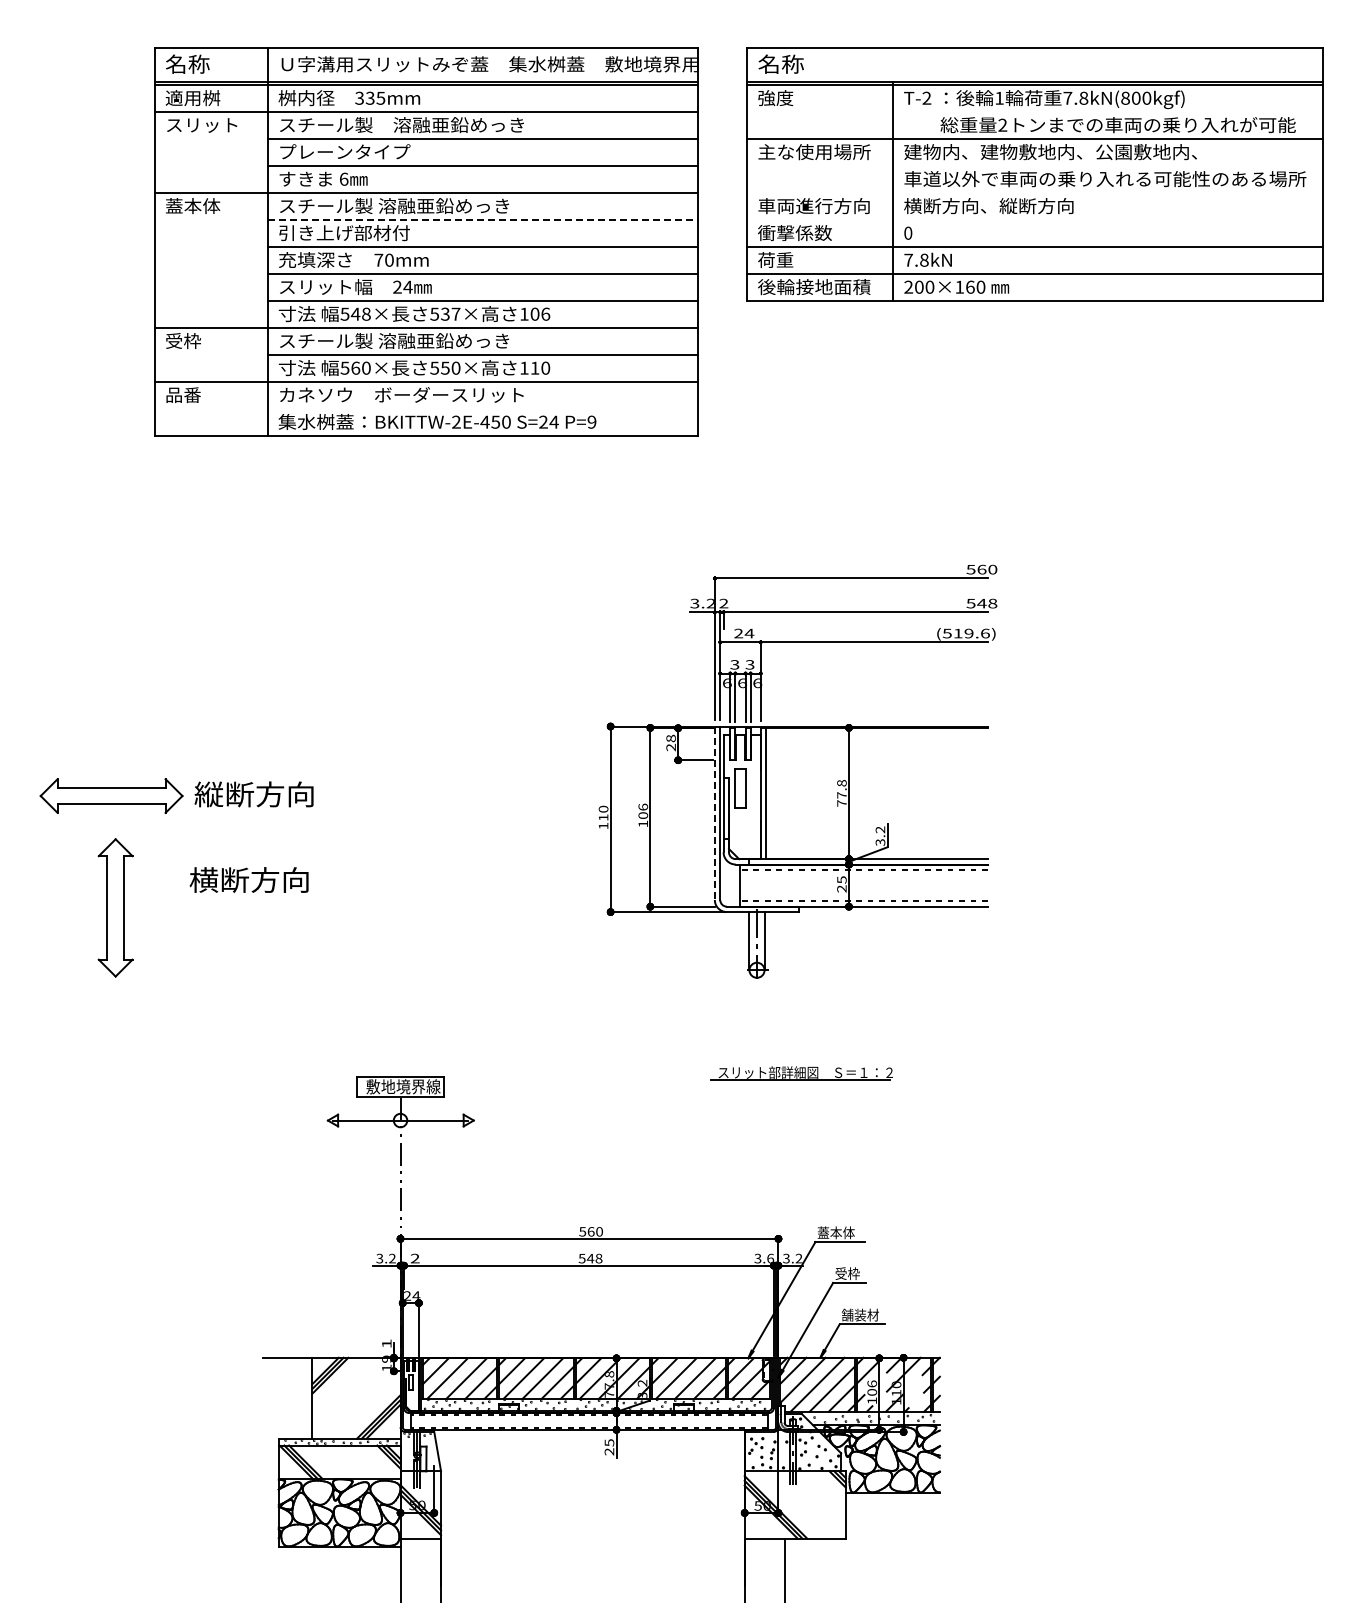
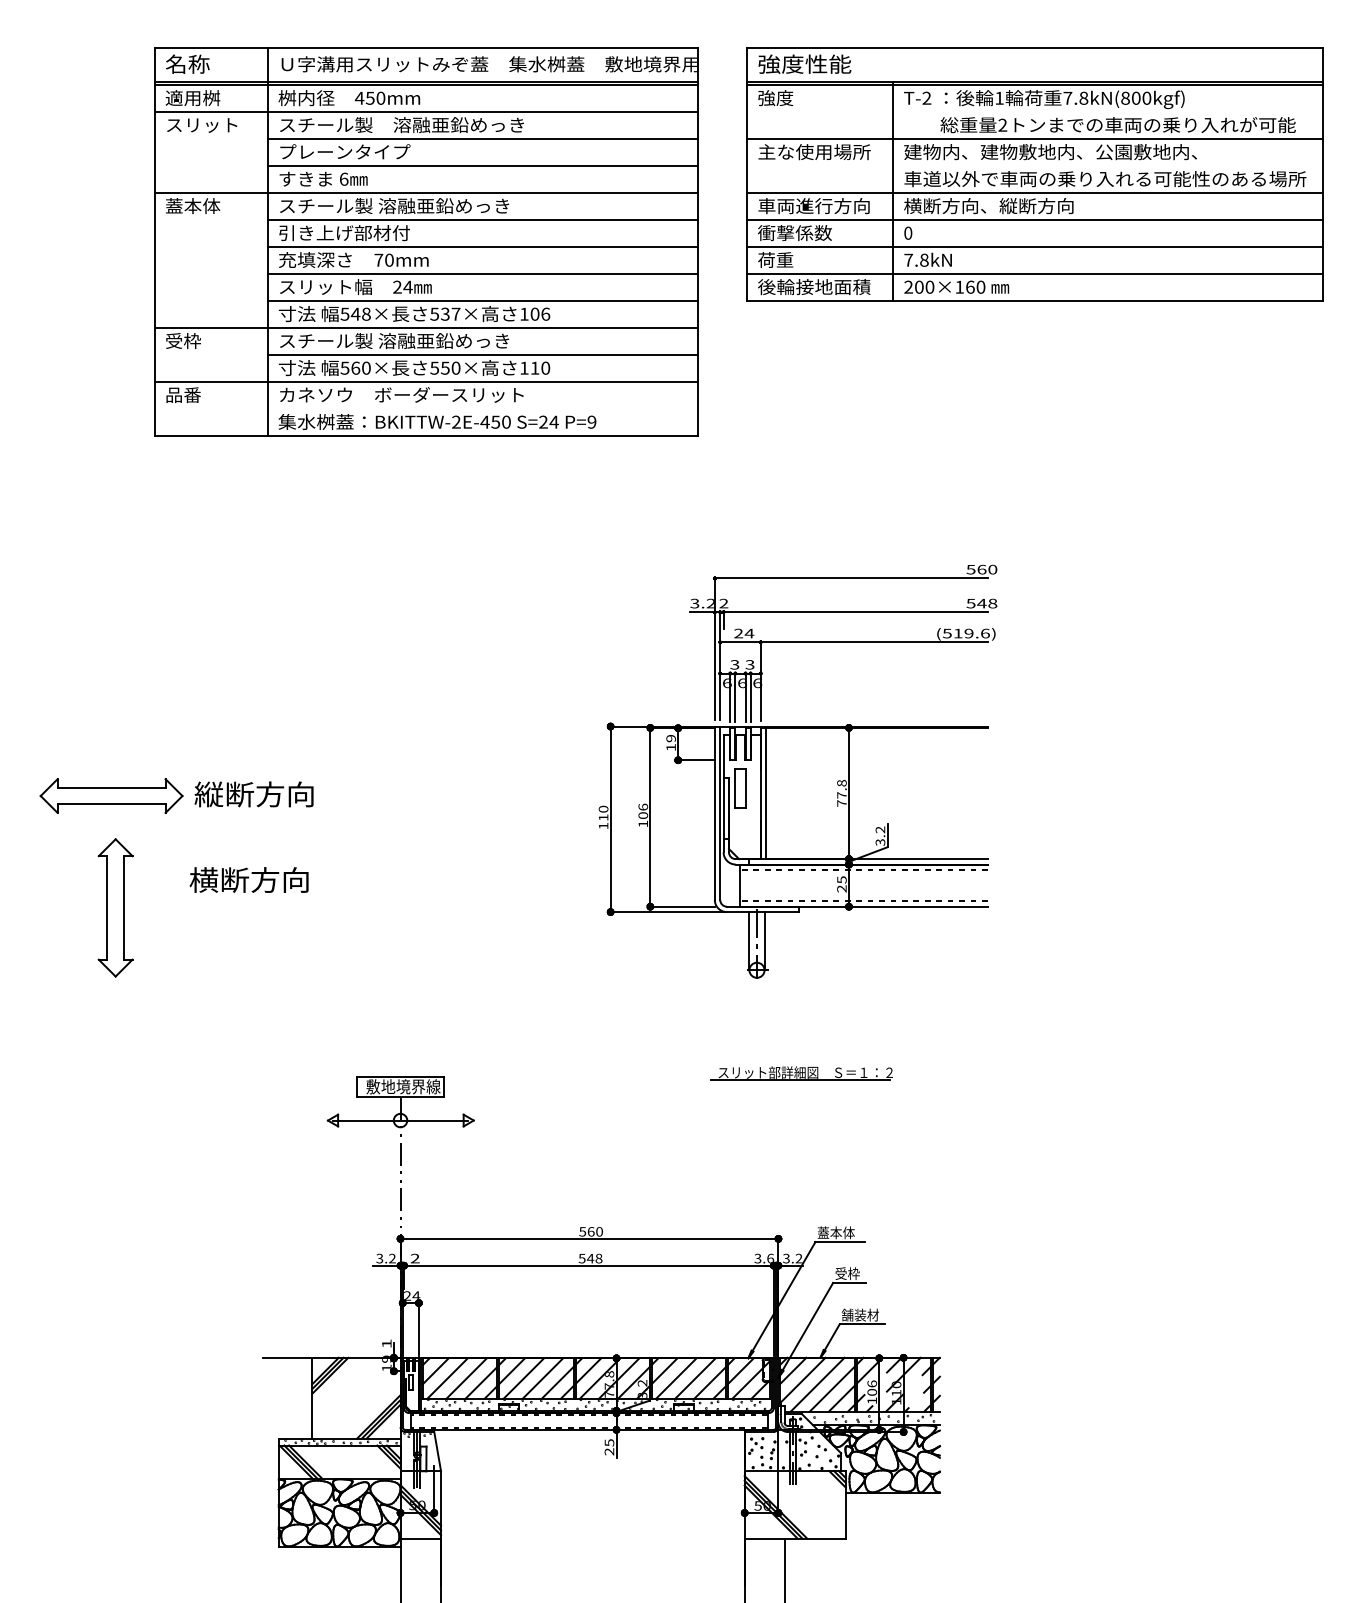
text: 名称 -> 強度性能 (804, 63)
text: 335mm -> 450mm (369, 97)
line: none -> present (1035, 193)
line: dashed -> solid (482, 220)
line: none -> present (1035, 220)
text: 28 -> 19 (670, 742)
line: dashed -> solid (714, 813)
